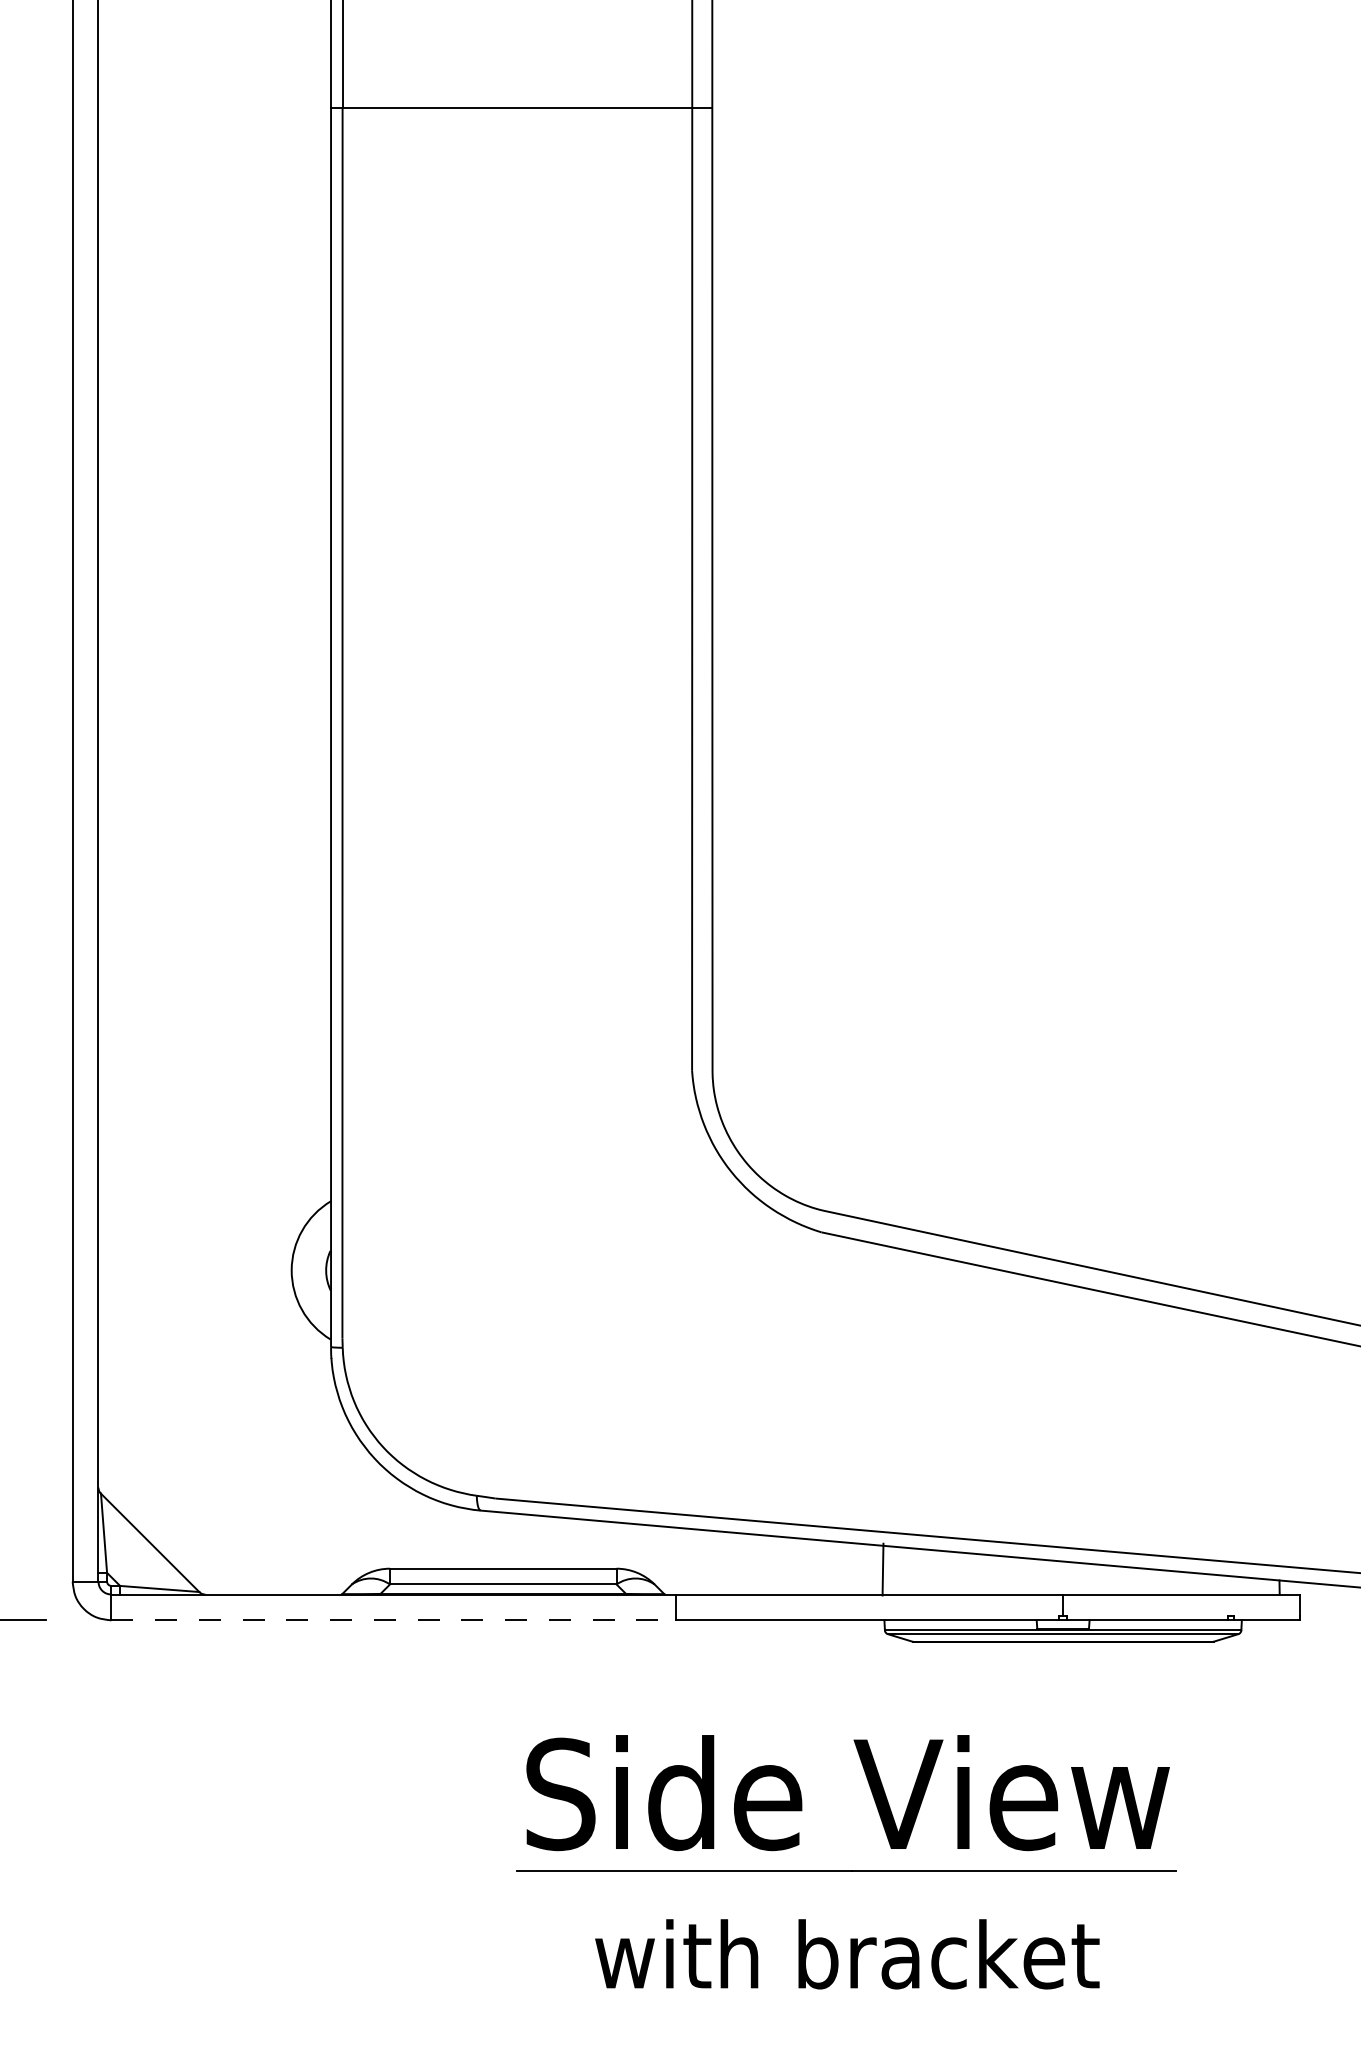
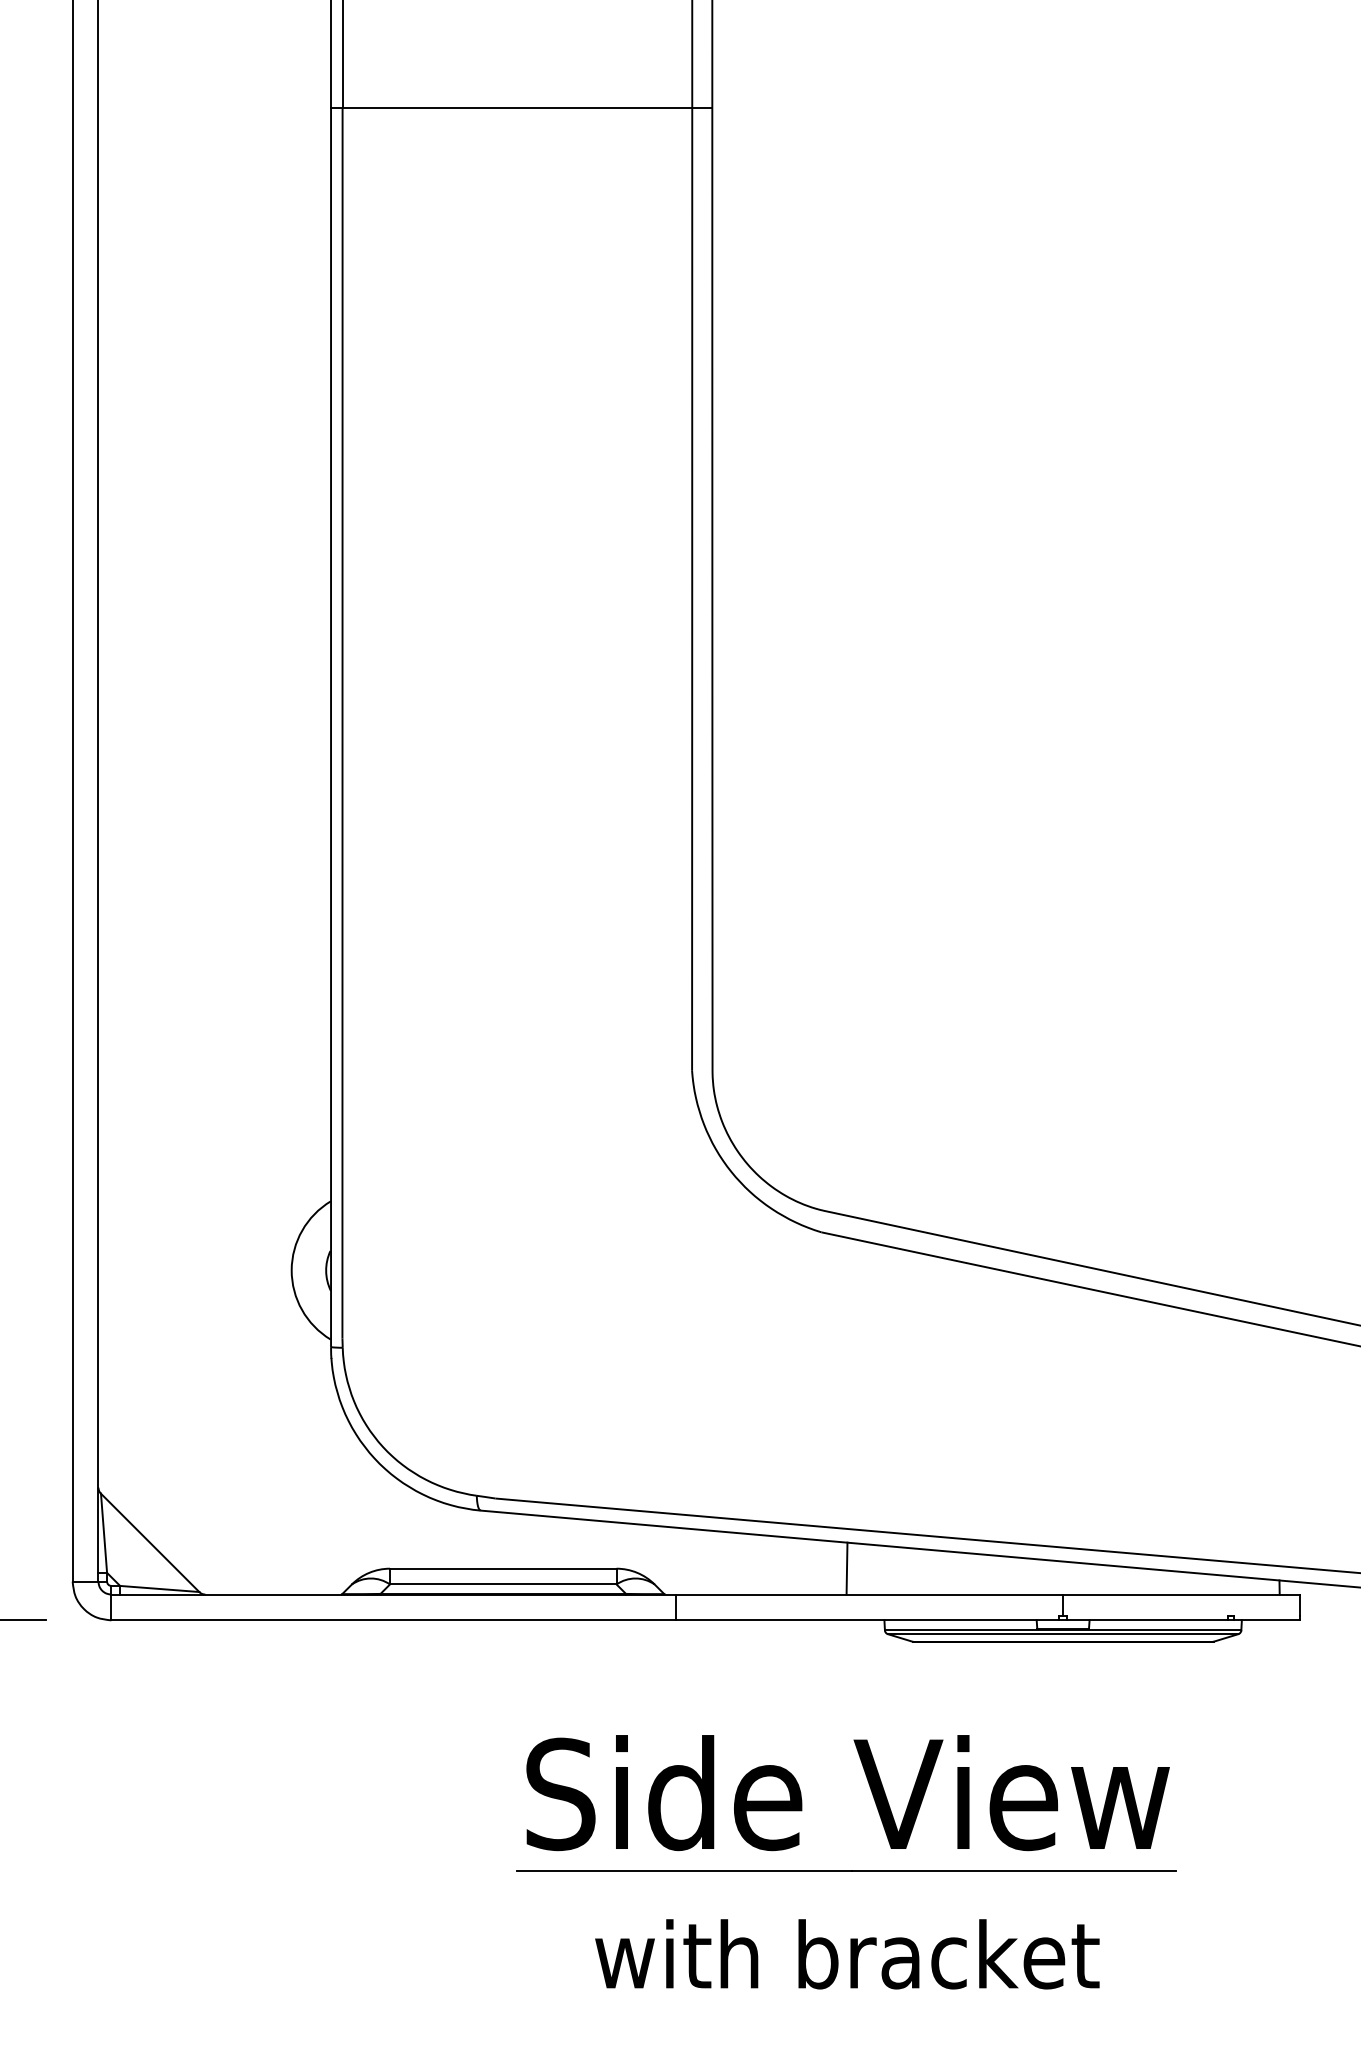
line position: (882, 1569) -> (846, 1568) (846, 1568)
line: dashed -> solid (393, 1620)
